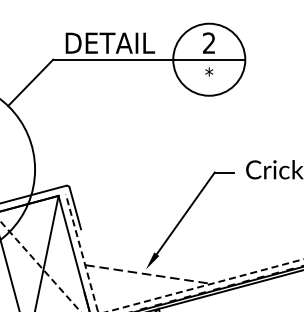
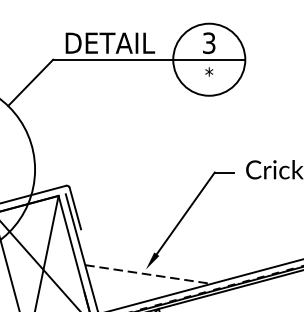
text: 2 -> 3 (209, 43)
line: dashed -> solid (81, 252)
line: dashed -> solid (40, 266)
line: dashed -> solid (205, 285)
